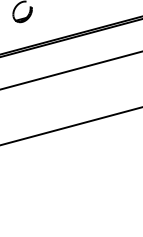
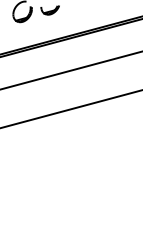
part: none -> present (49, 10)
line position: (70, 125) -> (70, 108) (70, 108)
